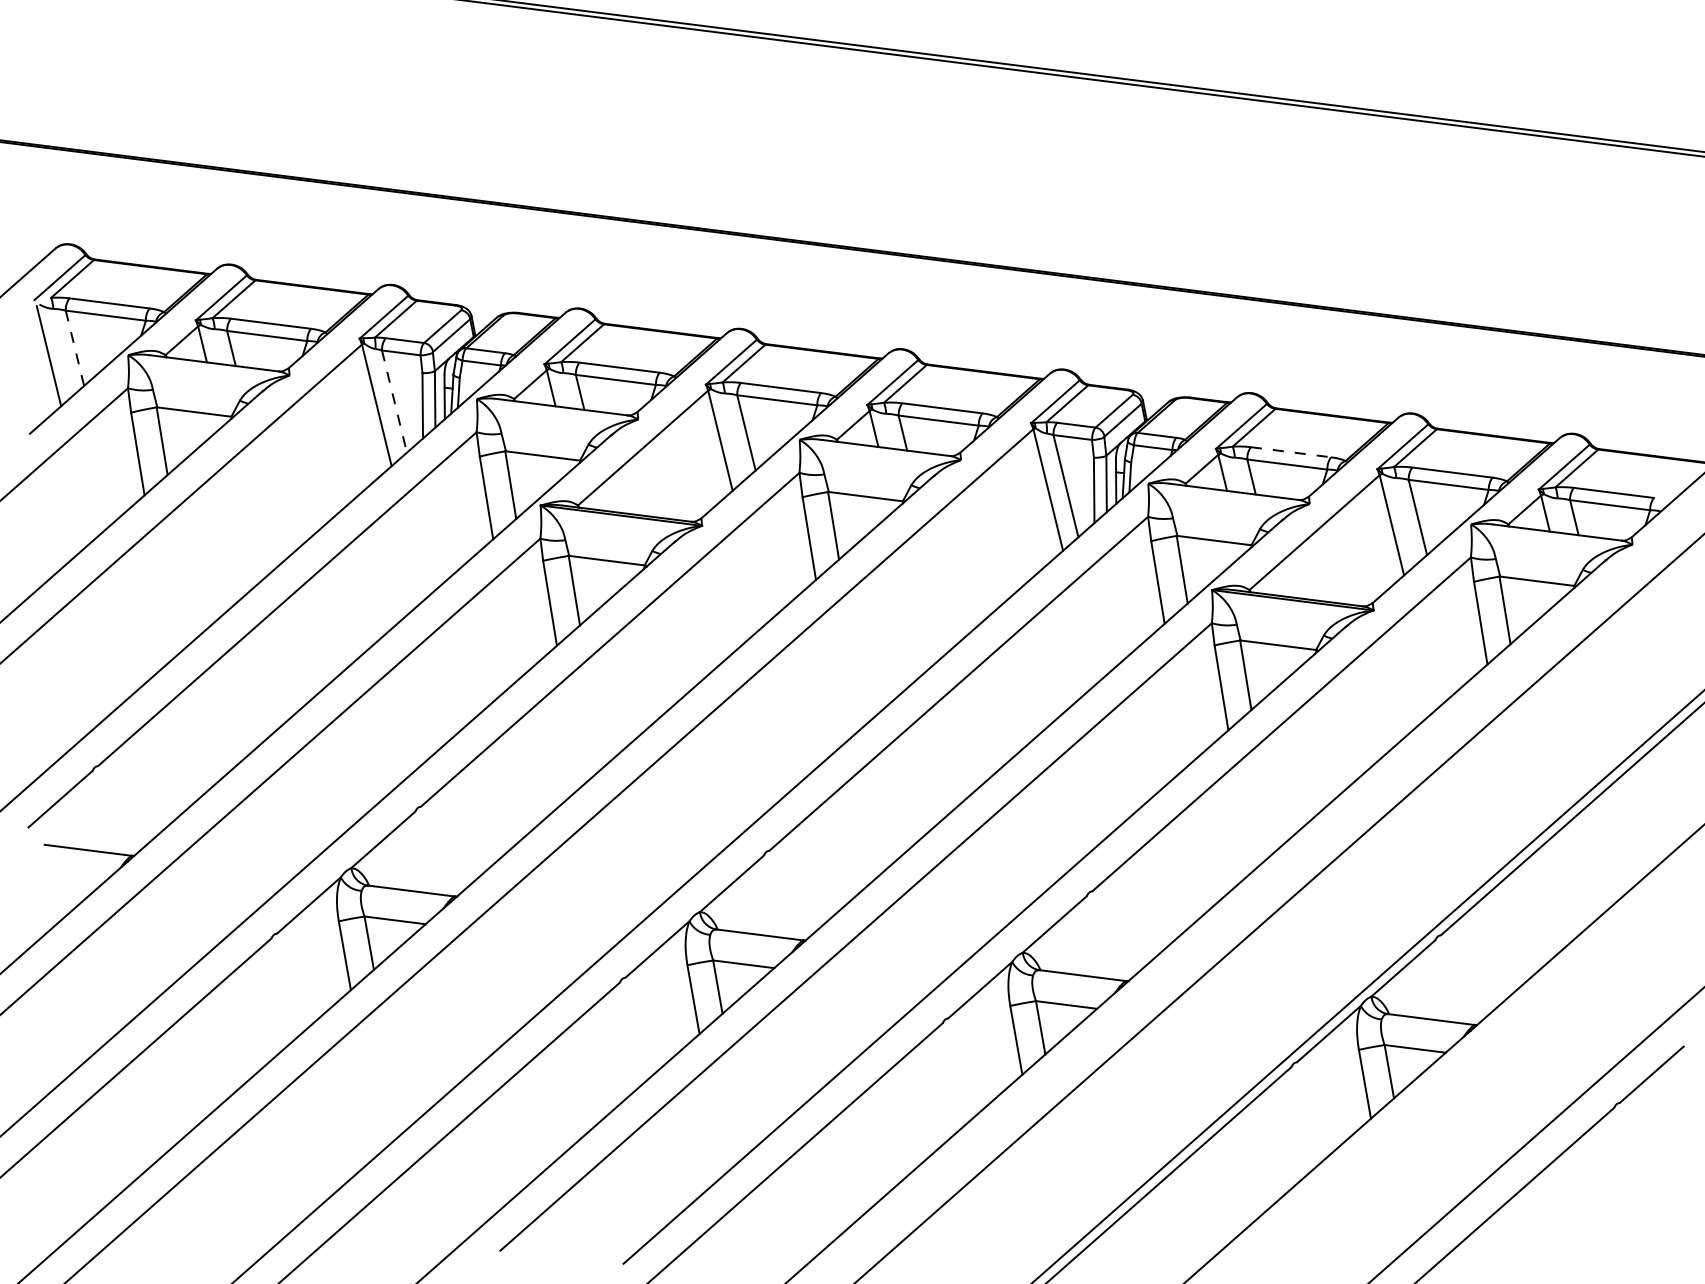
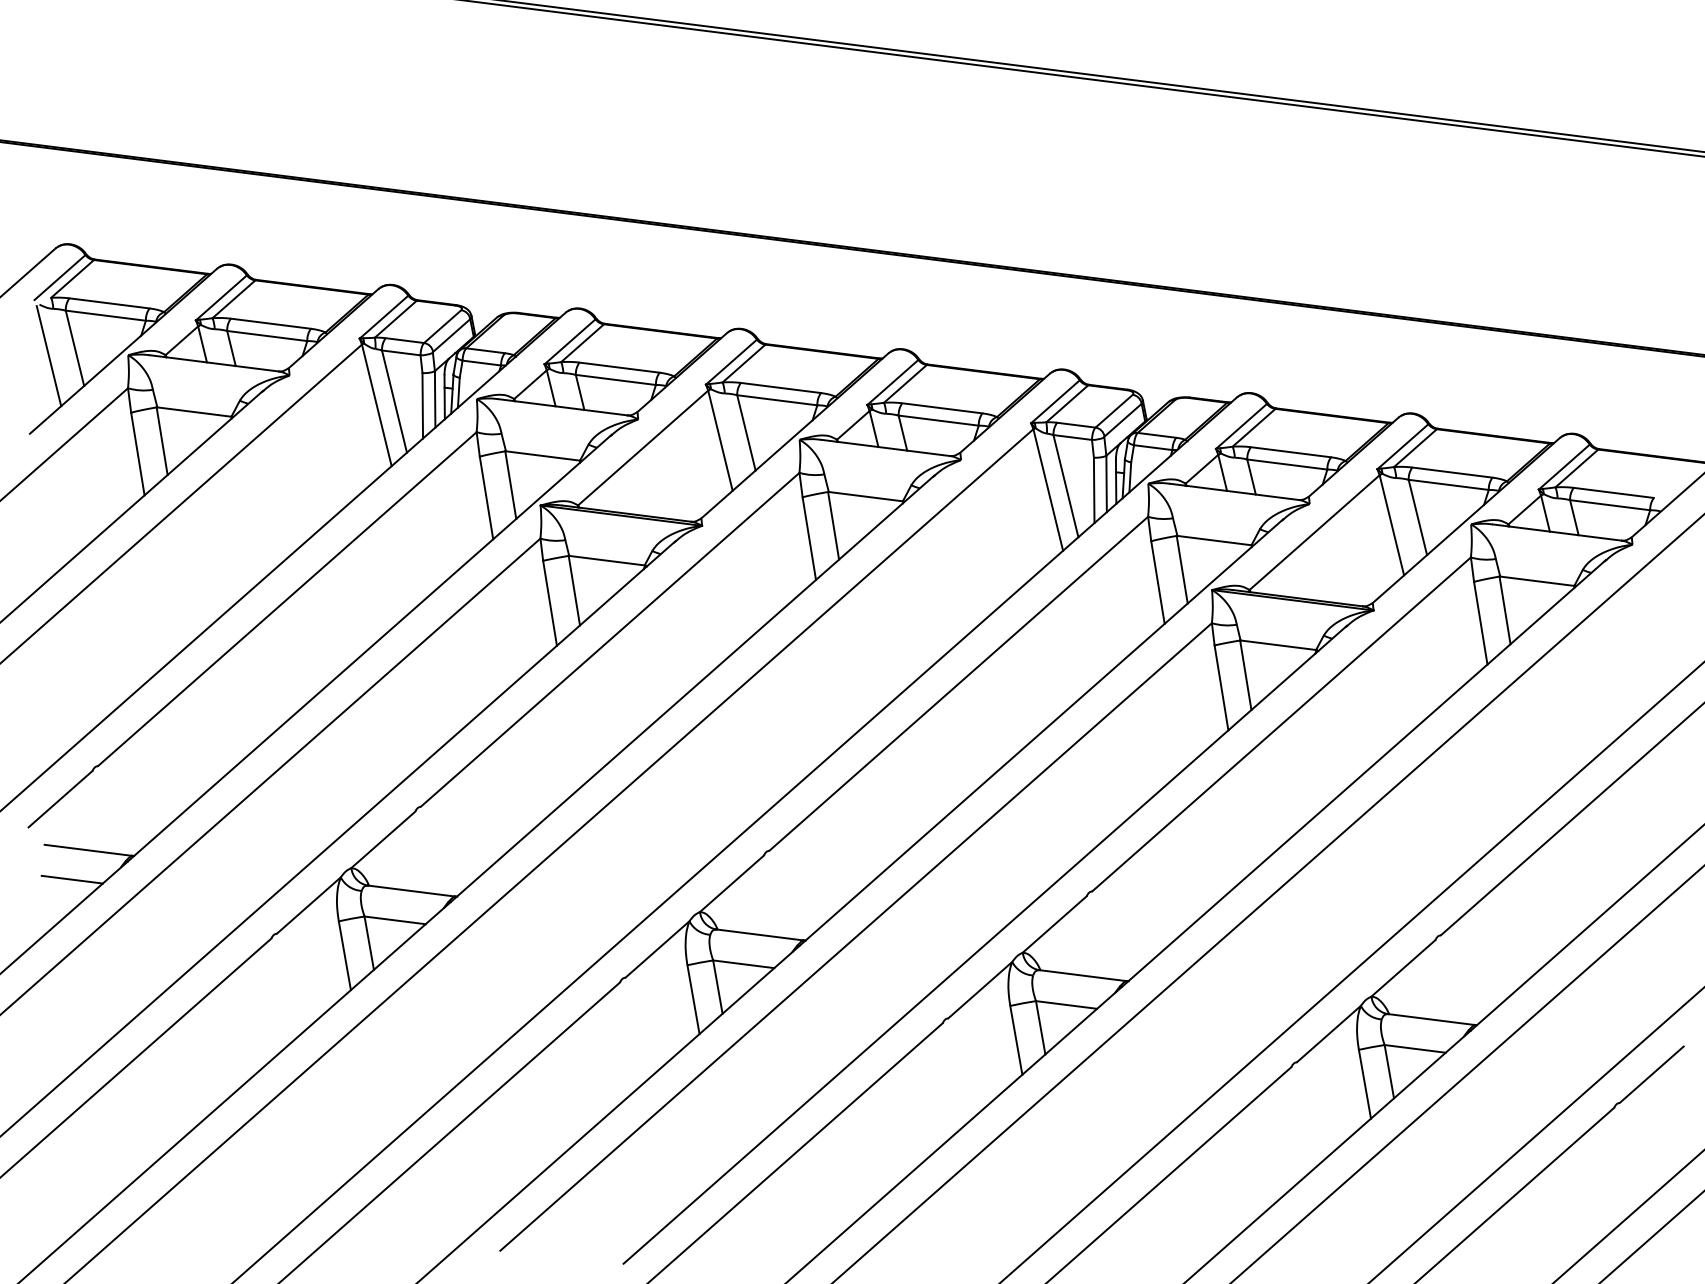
line: dashed -> solid (74, 348)
line: dashed -> solid (394, 401)
line: dashed -> solid (1291, 452)
line: none -> present (71, 879)
line position: (1279, 908) -> (1268, 898) (1268, 898)
line position: (1367, 986) -> (1351, 972) (1351, 972)
line: none -> present (1467, 1073)
line: none -> present (1628, 1216)
line: none -> present (1651, 1236)
